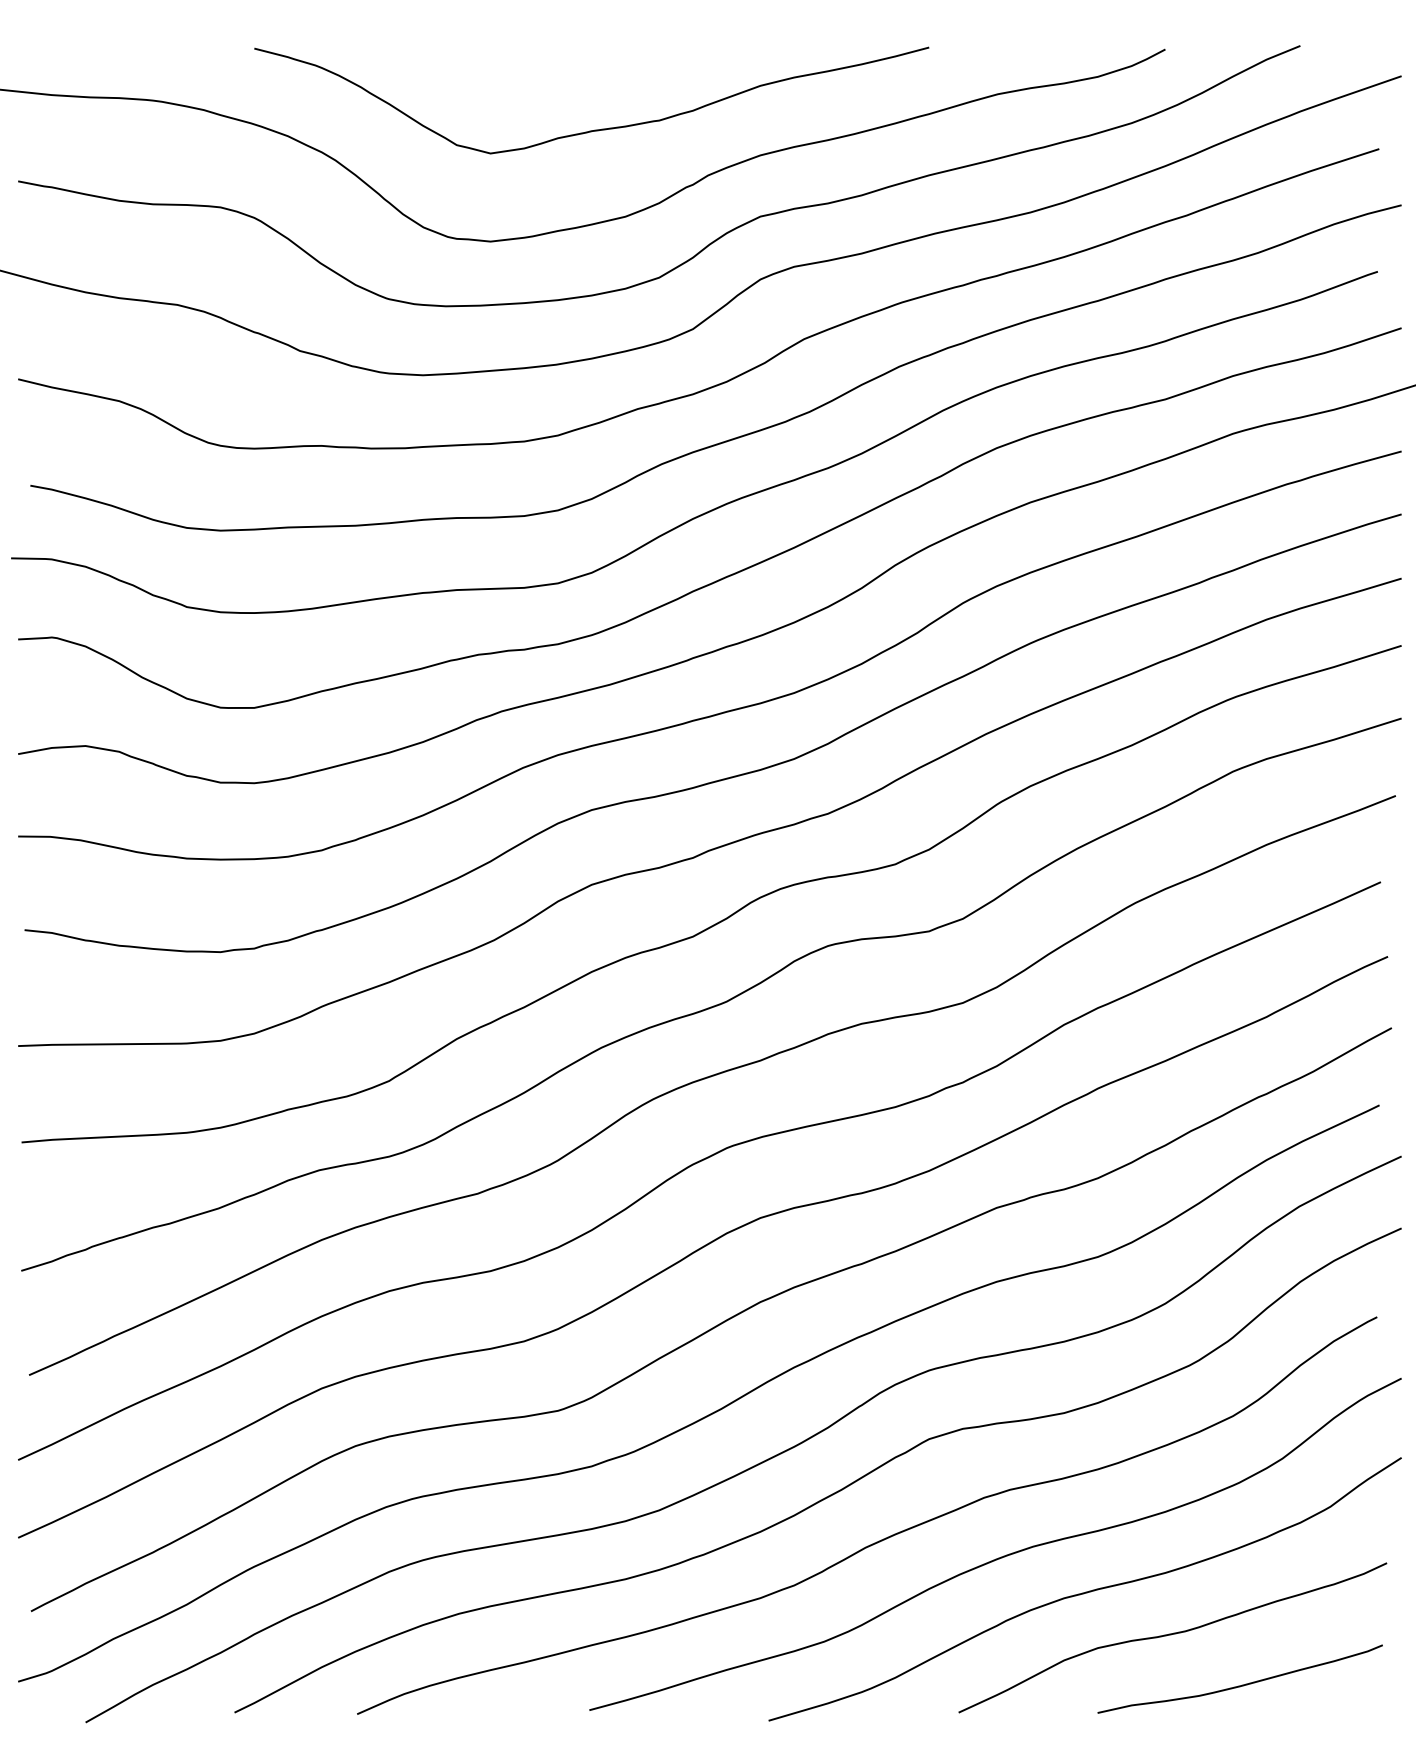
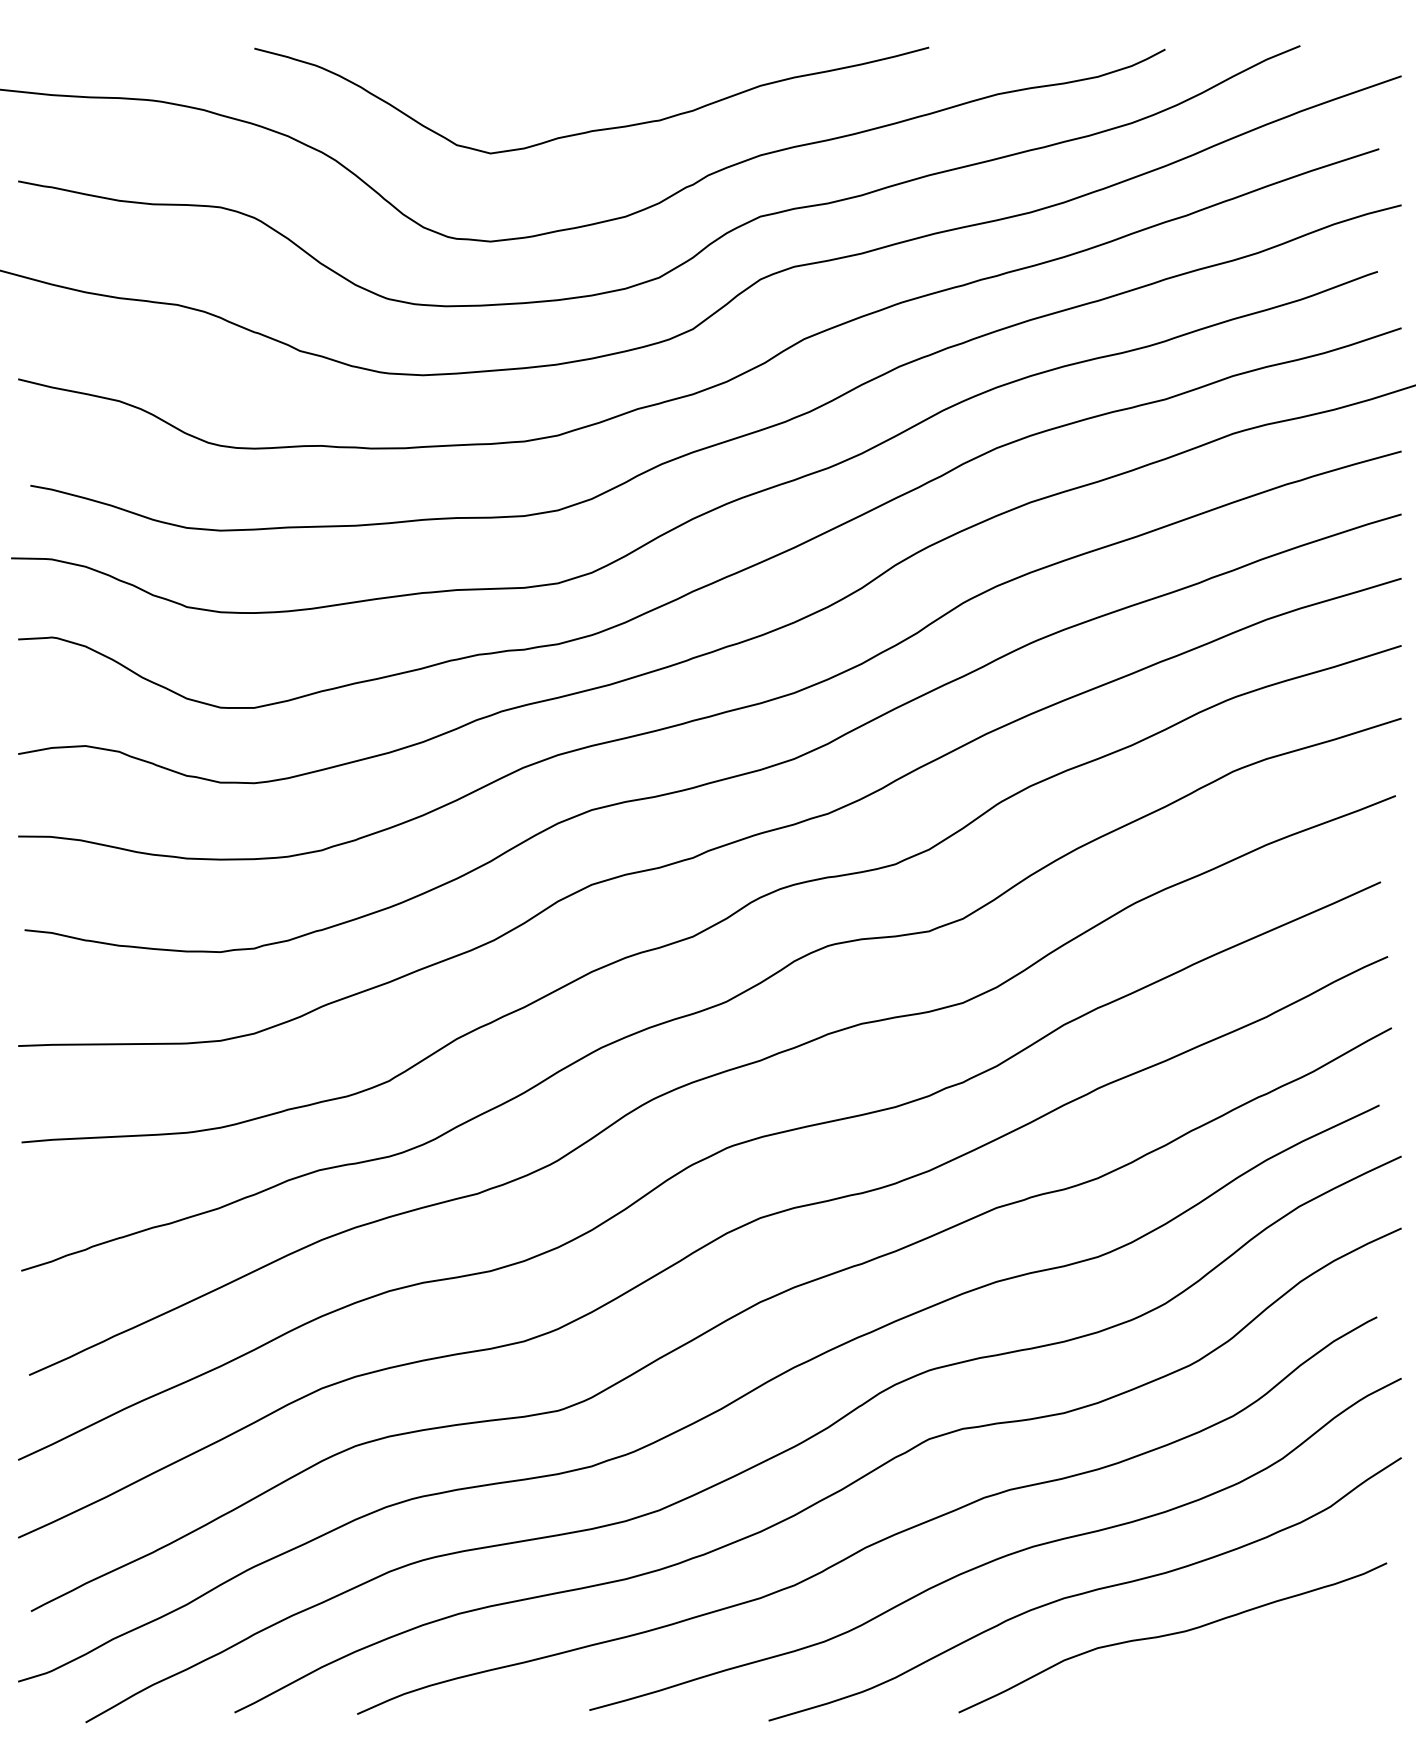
curve: present -> none (1242, 1684)
